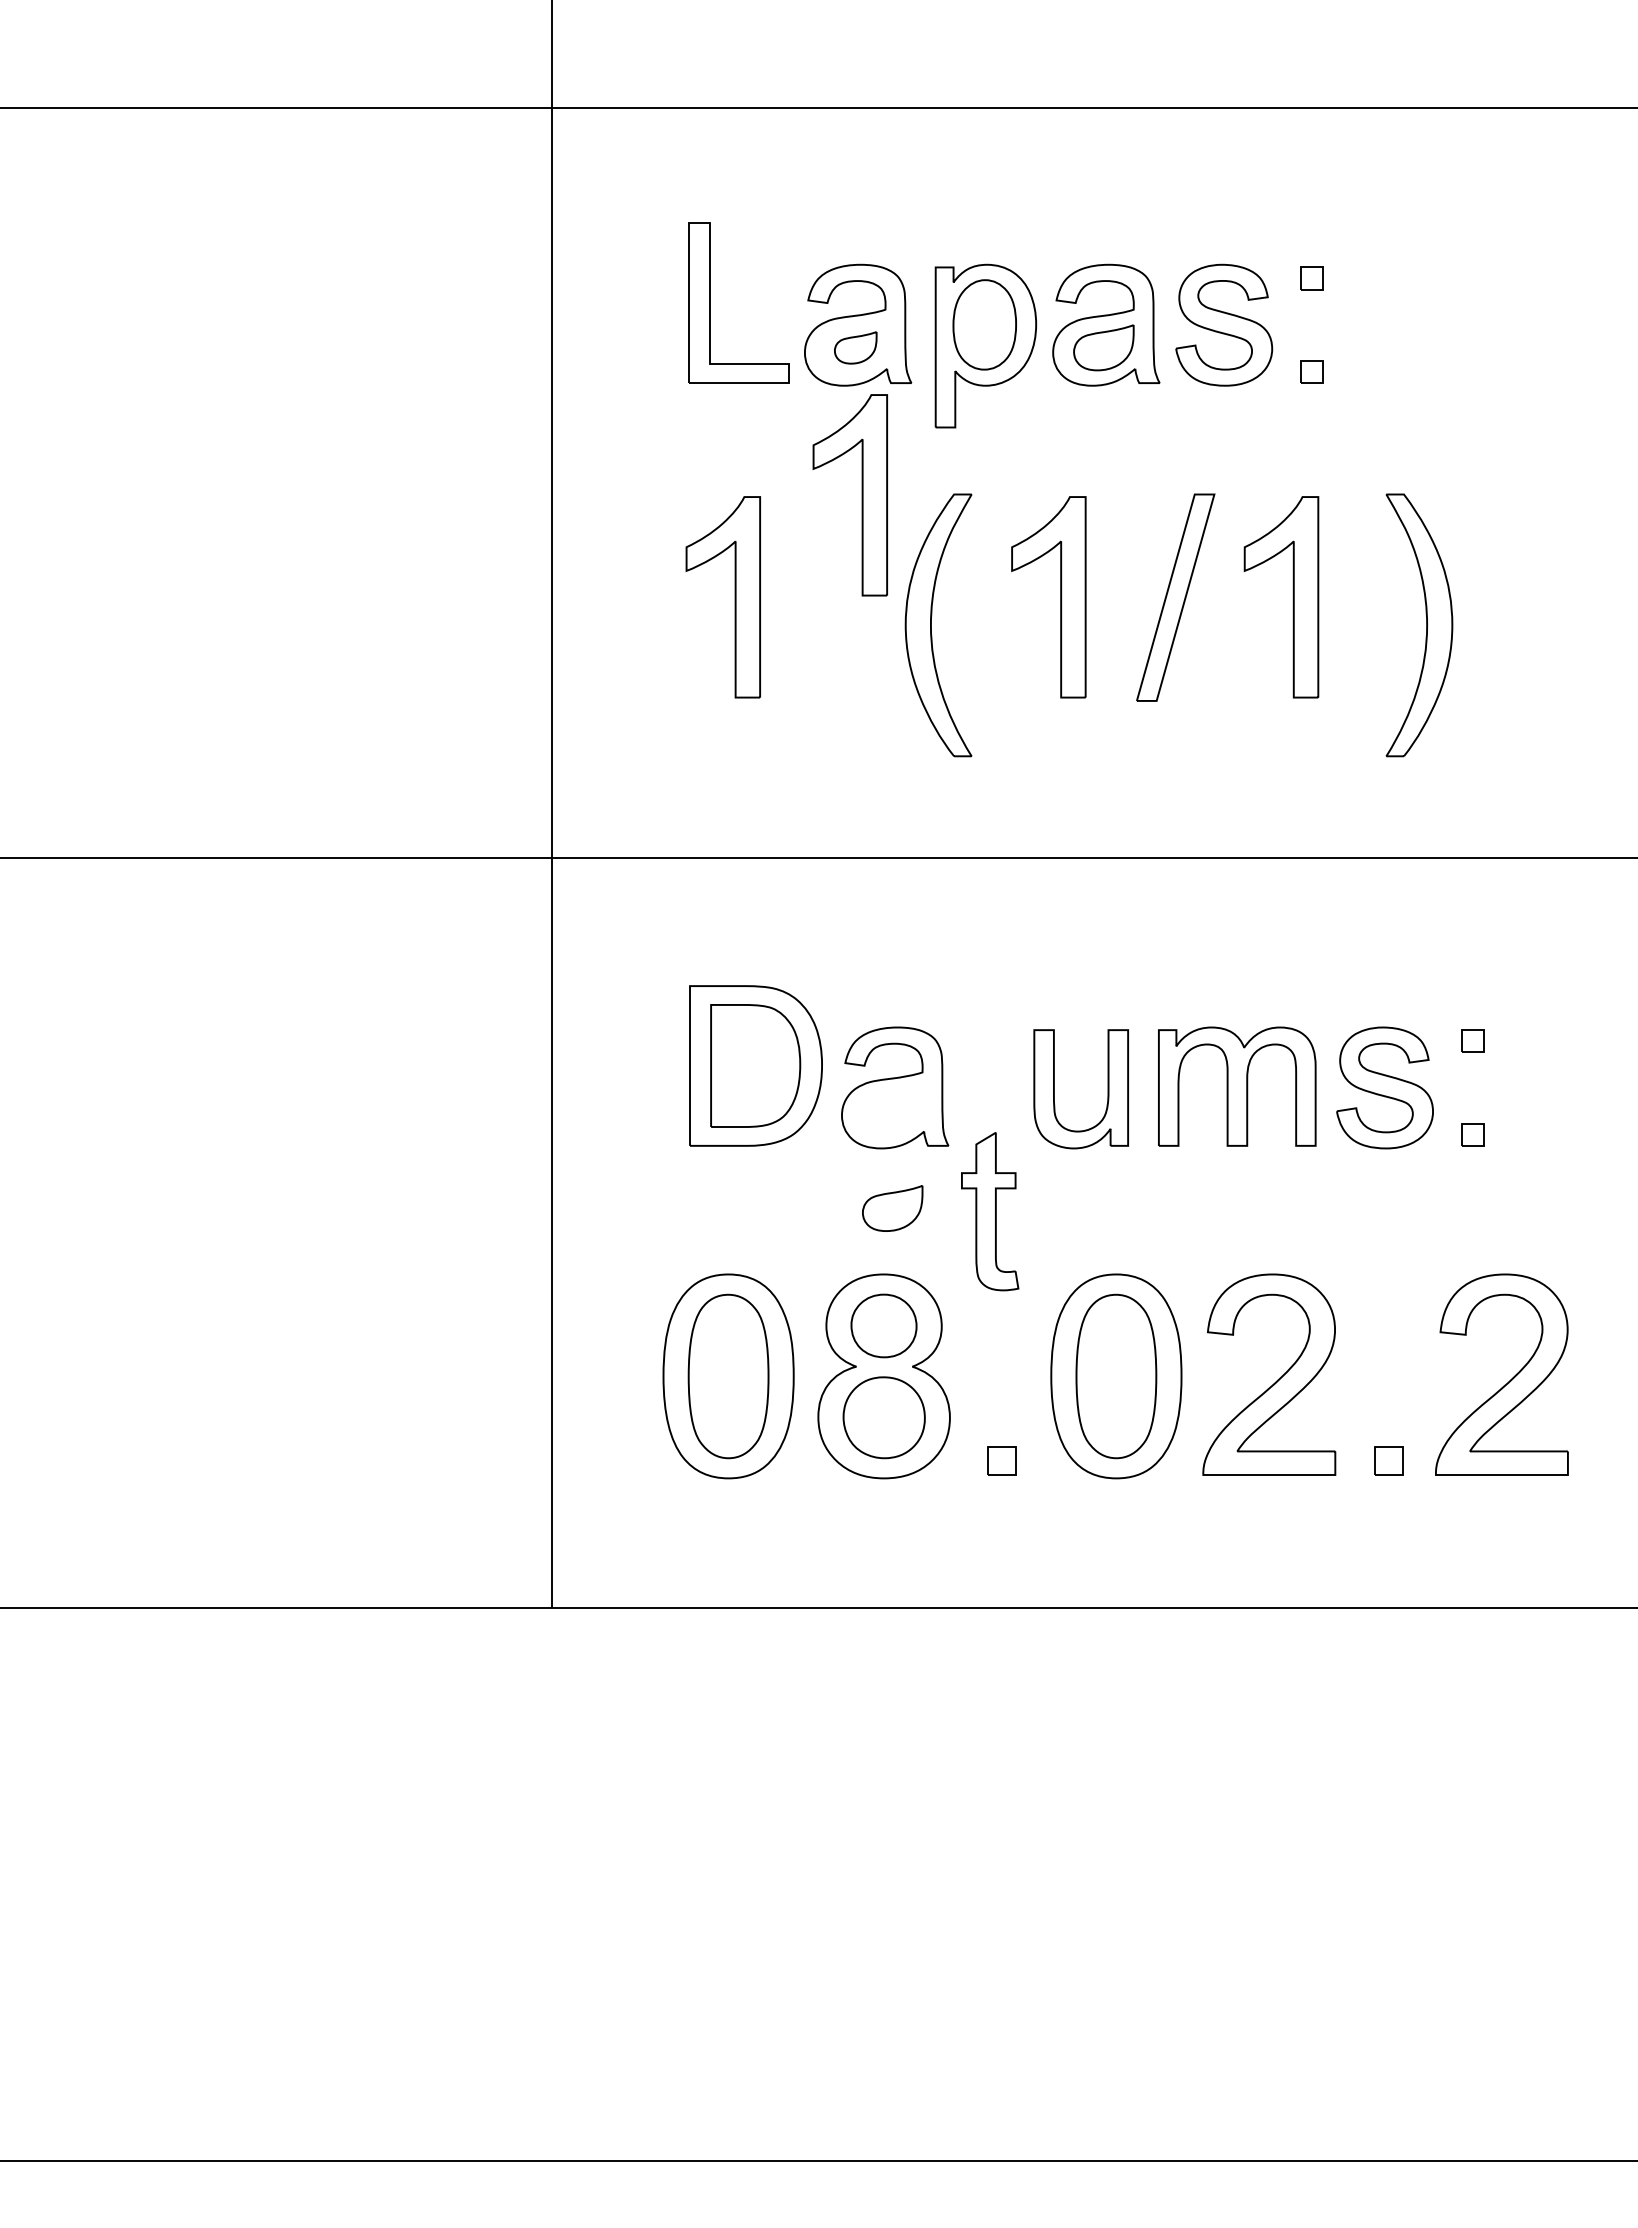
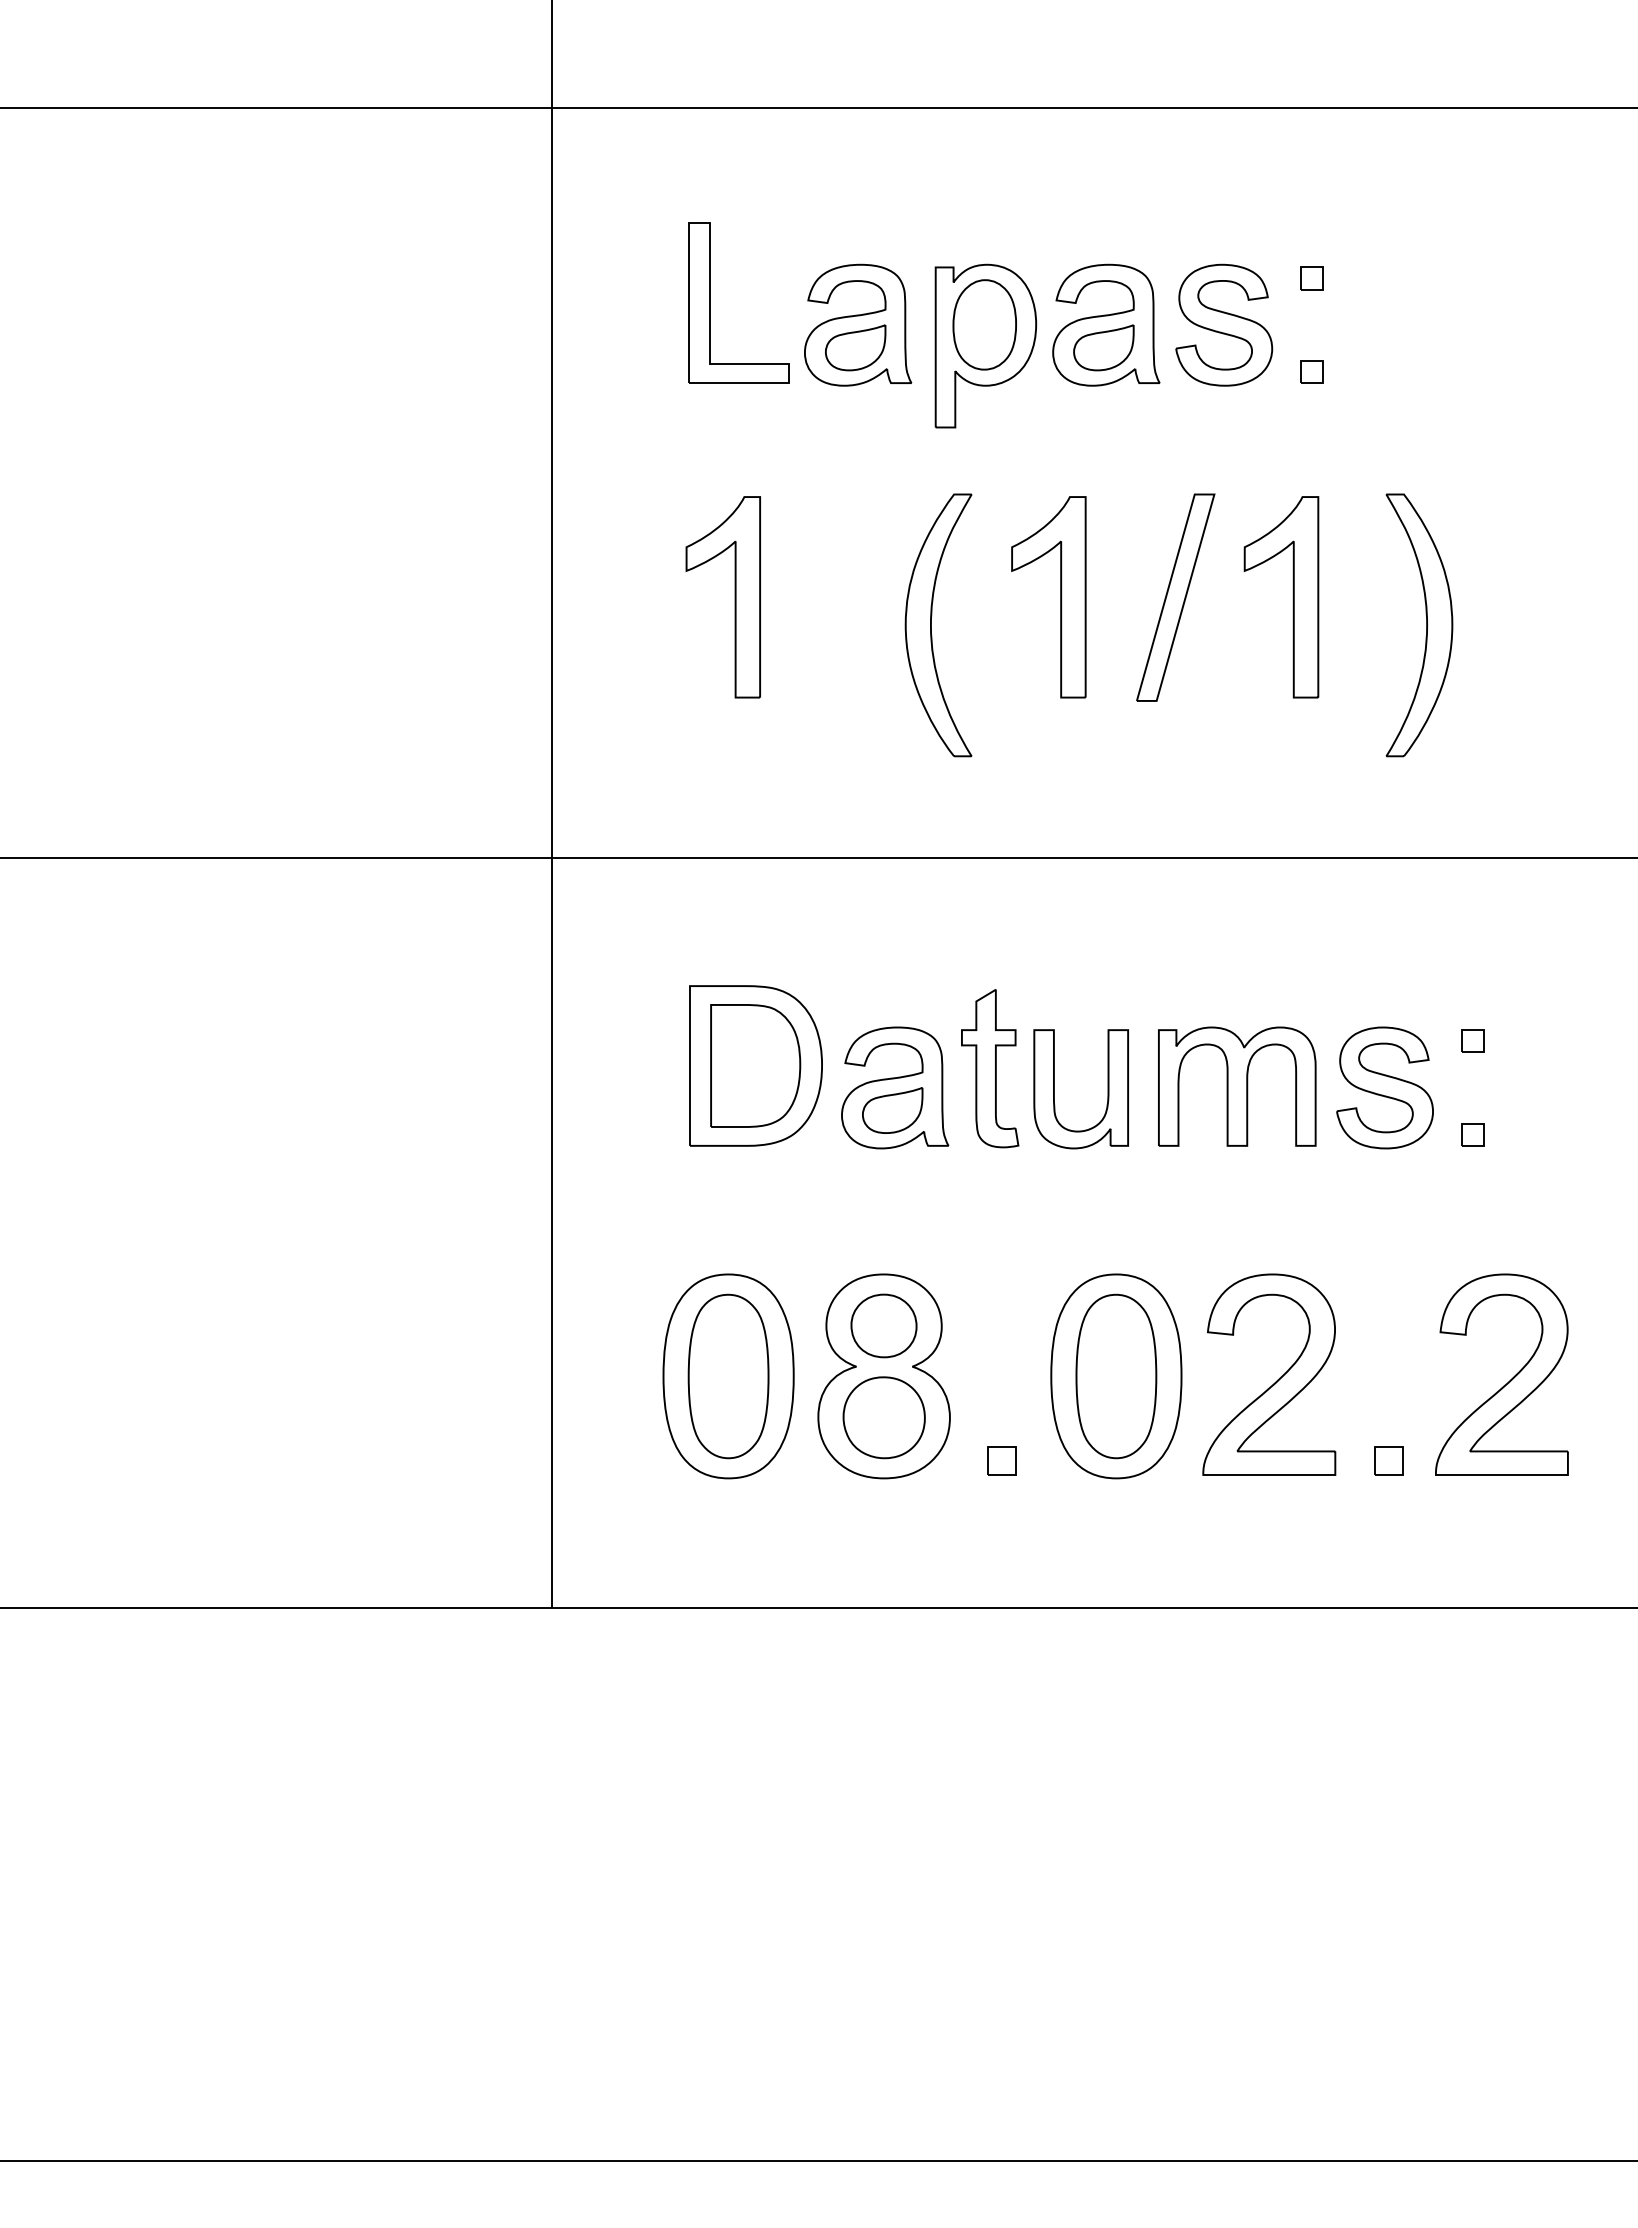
part size: 44x34 px -> 62x48 px (855, 347)
part: present -> none (861, 495)
part position: (892, 1208) -> (892, 1110) (892, 1110)
part position: (990, 1211) -> (990, 1068) (990, 1068)
